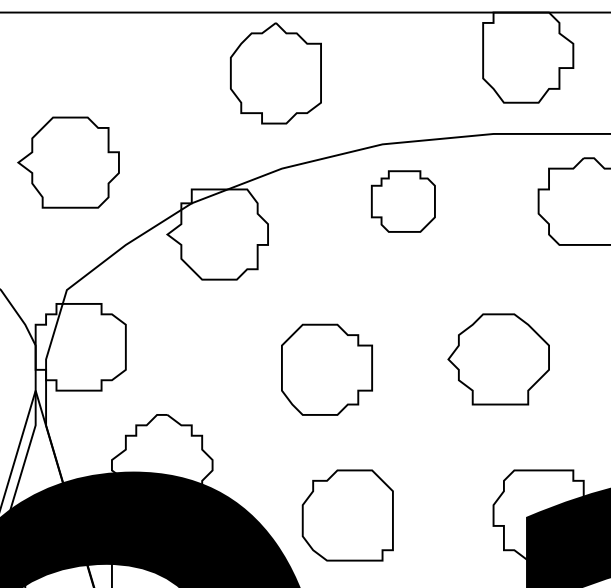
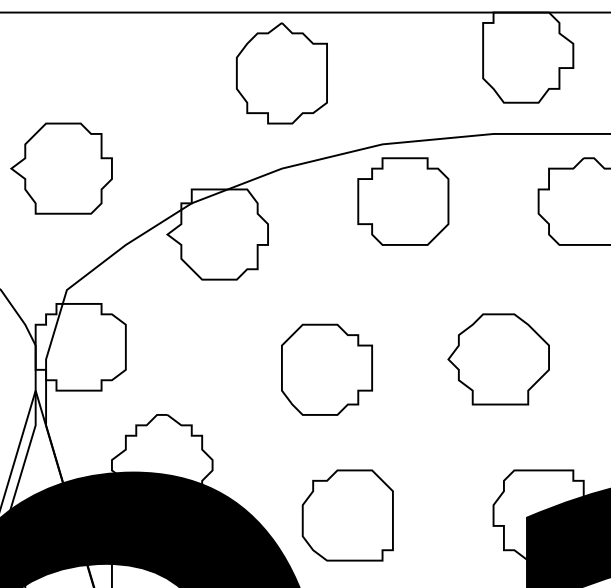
part position: (275, 73) -> (281, 73) (281, 73)
part position: (68, 162) -> (61, 168) (61, 168)
part size: 65x63 px -> 93x89 px (403, 201)
